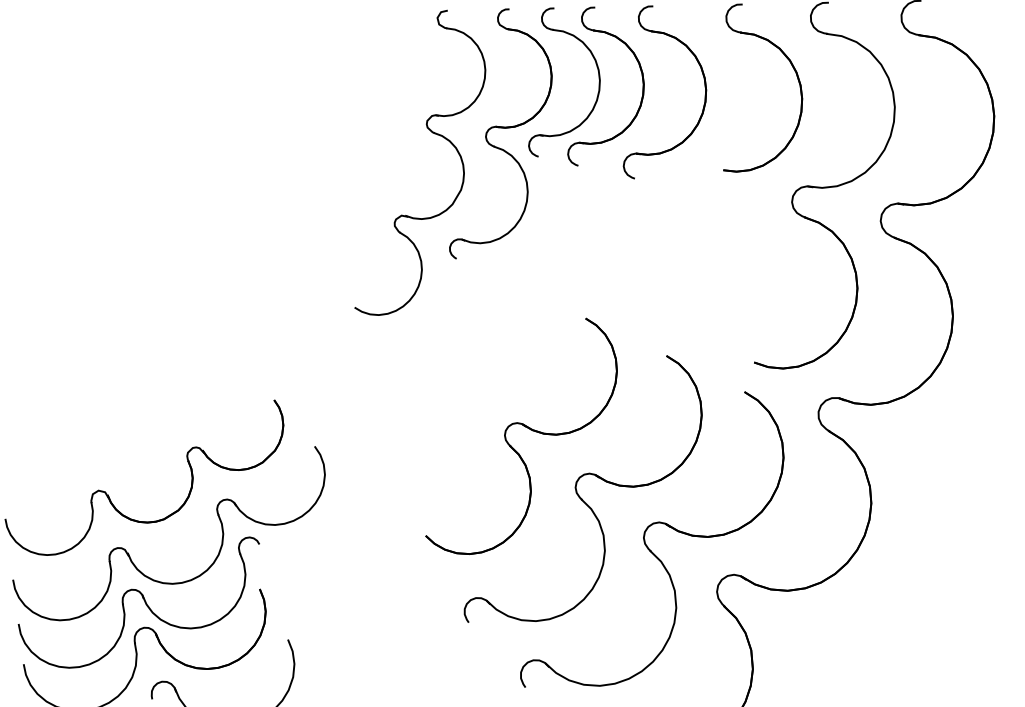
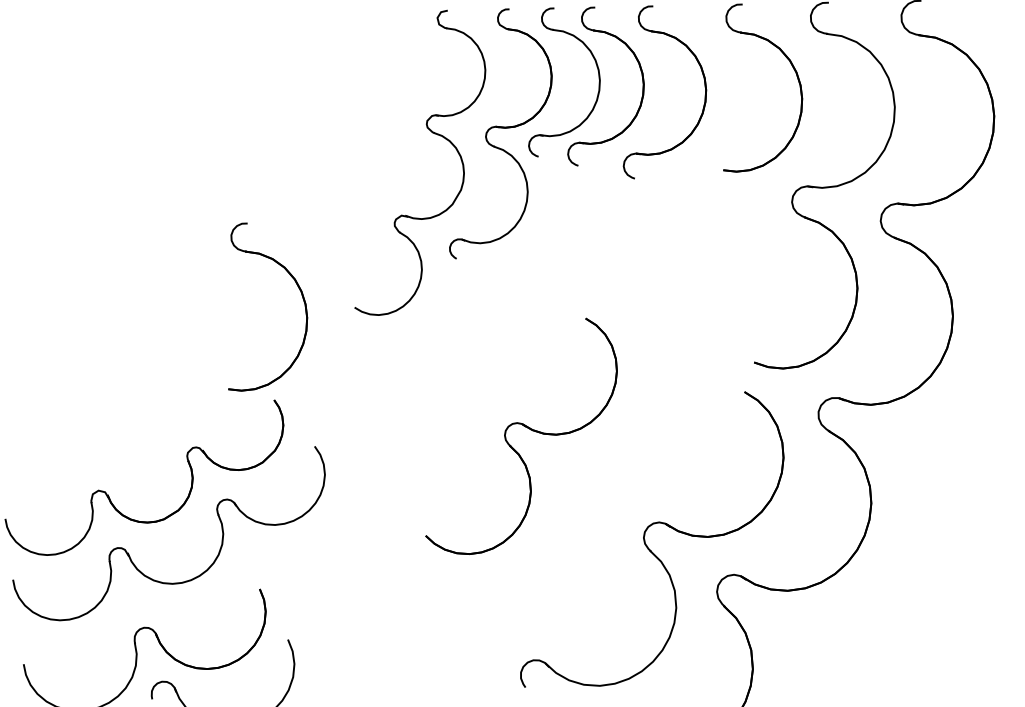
part: none -> present (301, 295)
part: present -> none (582, 488)
part: present -> none (138, 602)
